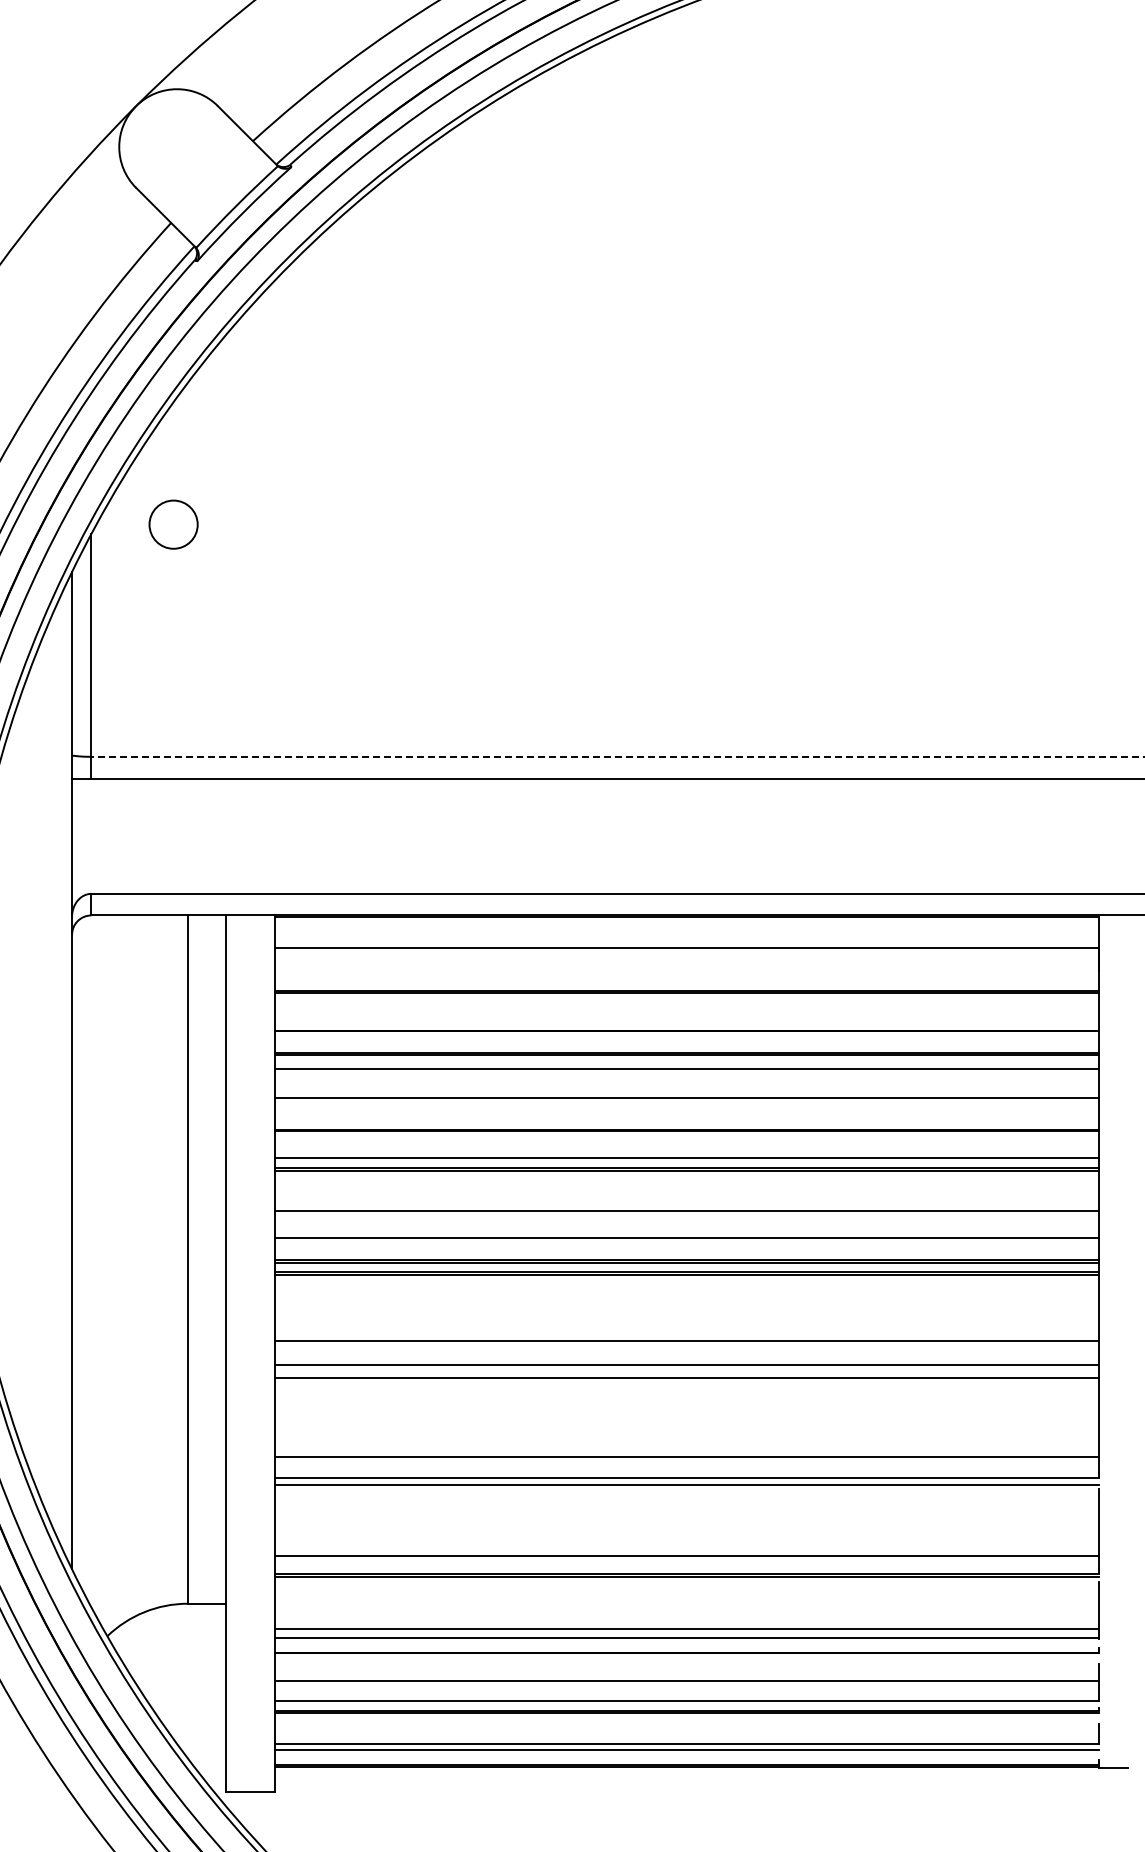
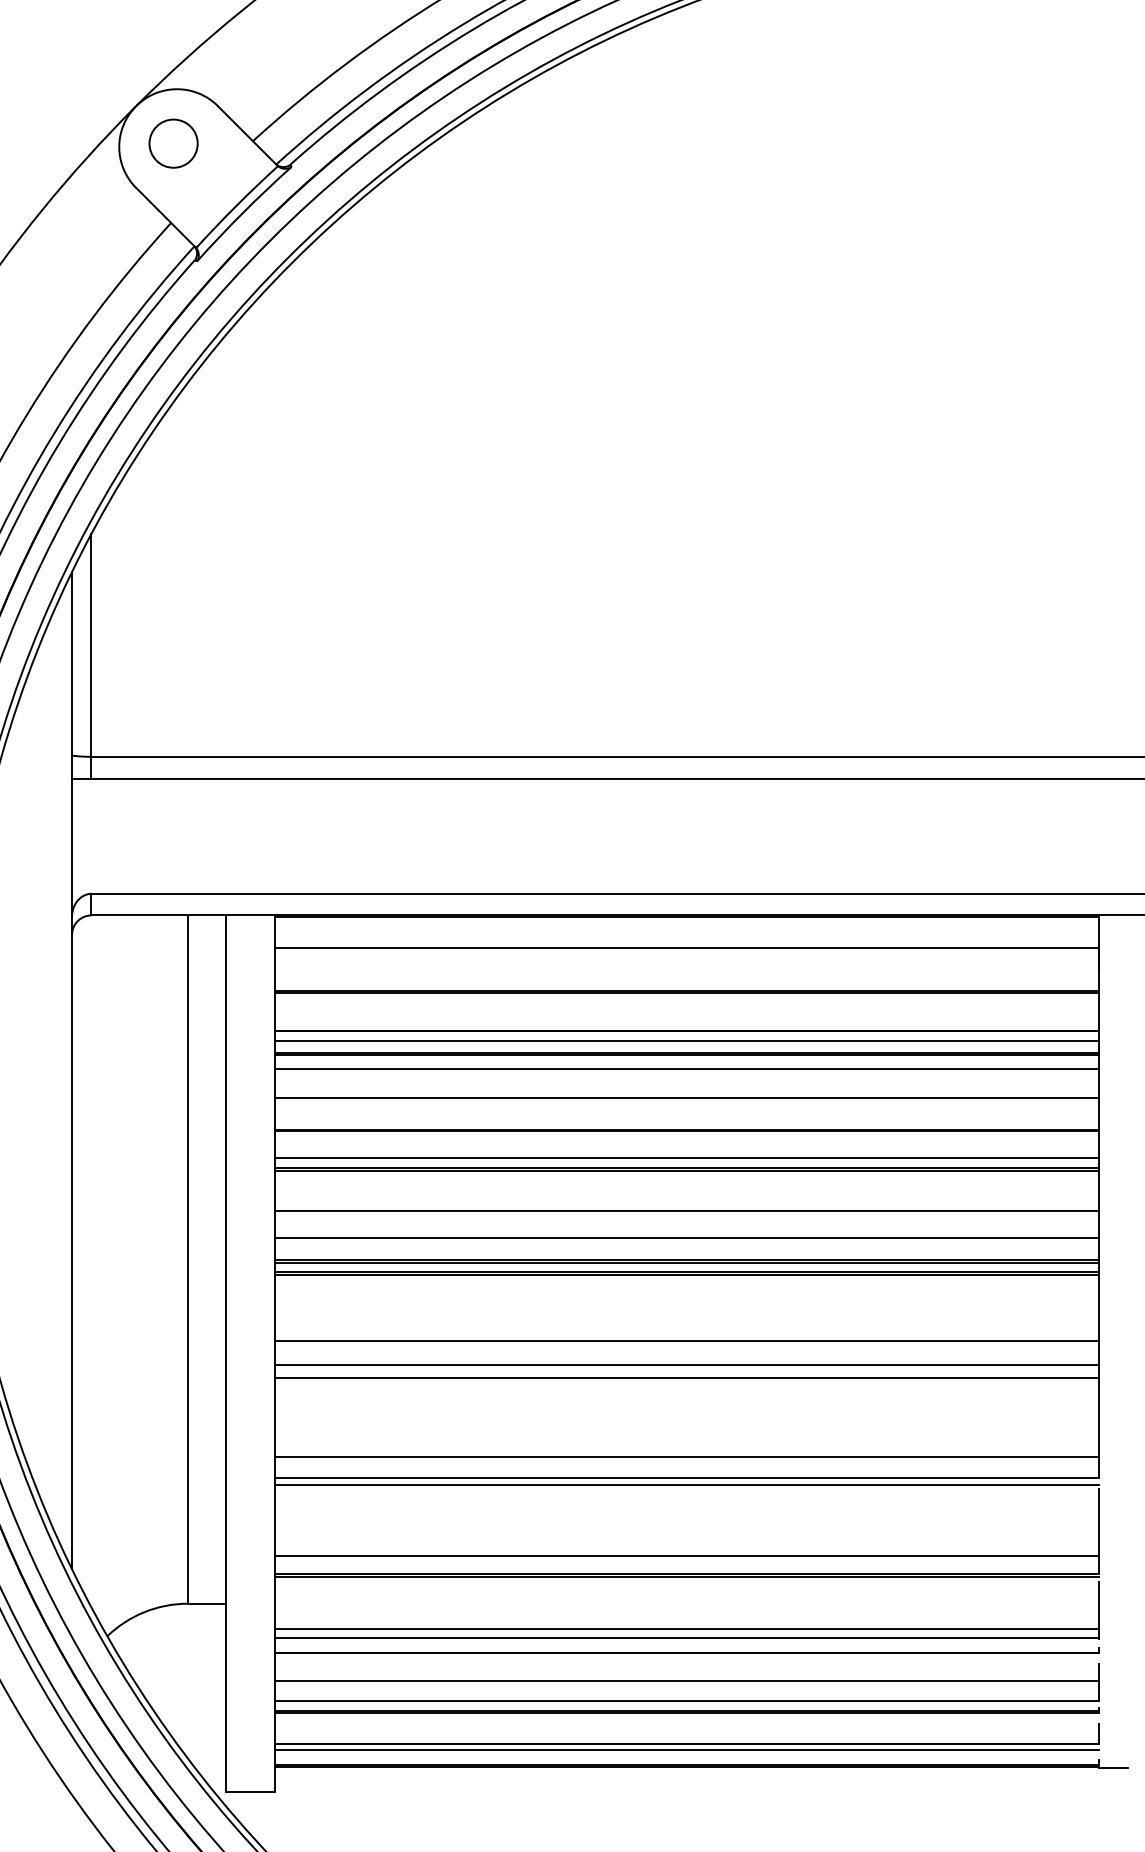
circle position: (173, 524) -> (173, 143) (173, 143)
line: dashed -> solid (618, 756)
line: none -> present (686, 1040)
